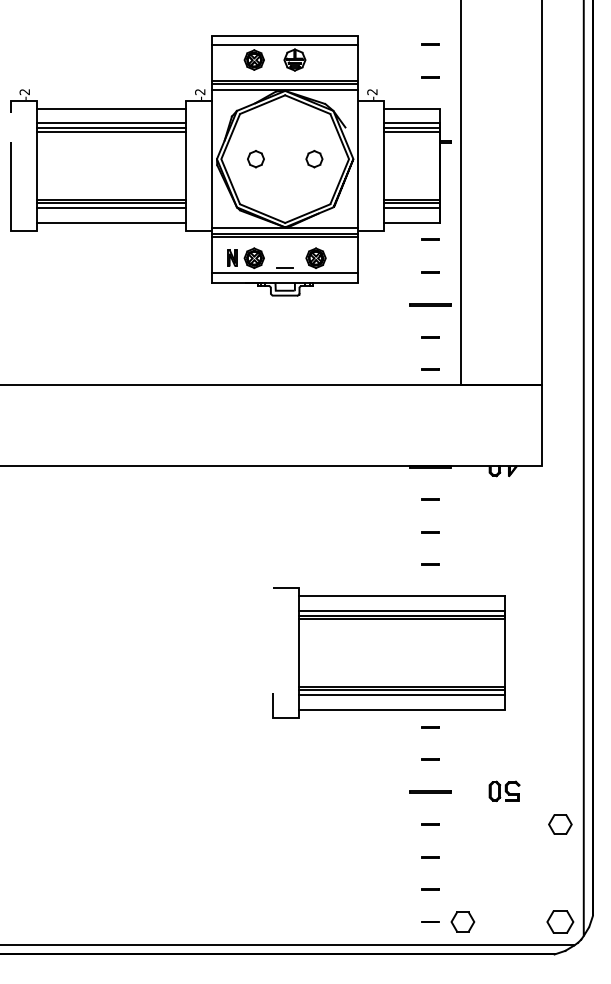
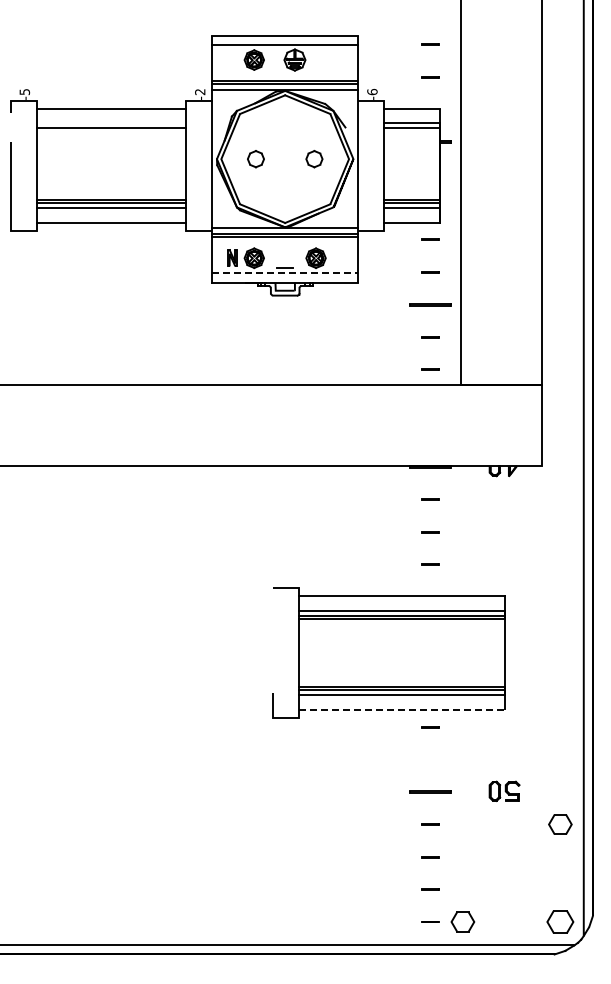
text: -2 -> -5 (24, 91)
text: -2 -> -6 (372, 91)
line: present -> none (111, 123)
line: present -> none (111, 131)
line: present -> none (411, 131)
line: solid -> dashed (285, 272)
line: solid -> dashed (401, 709)
line: present -> none (430, 759)
